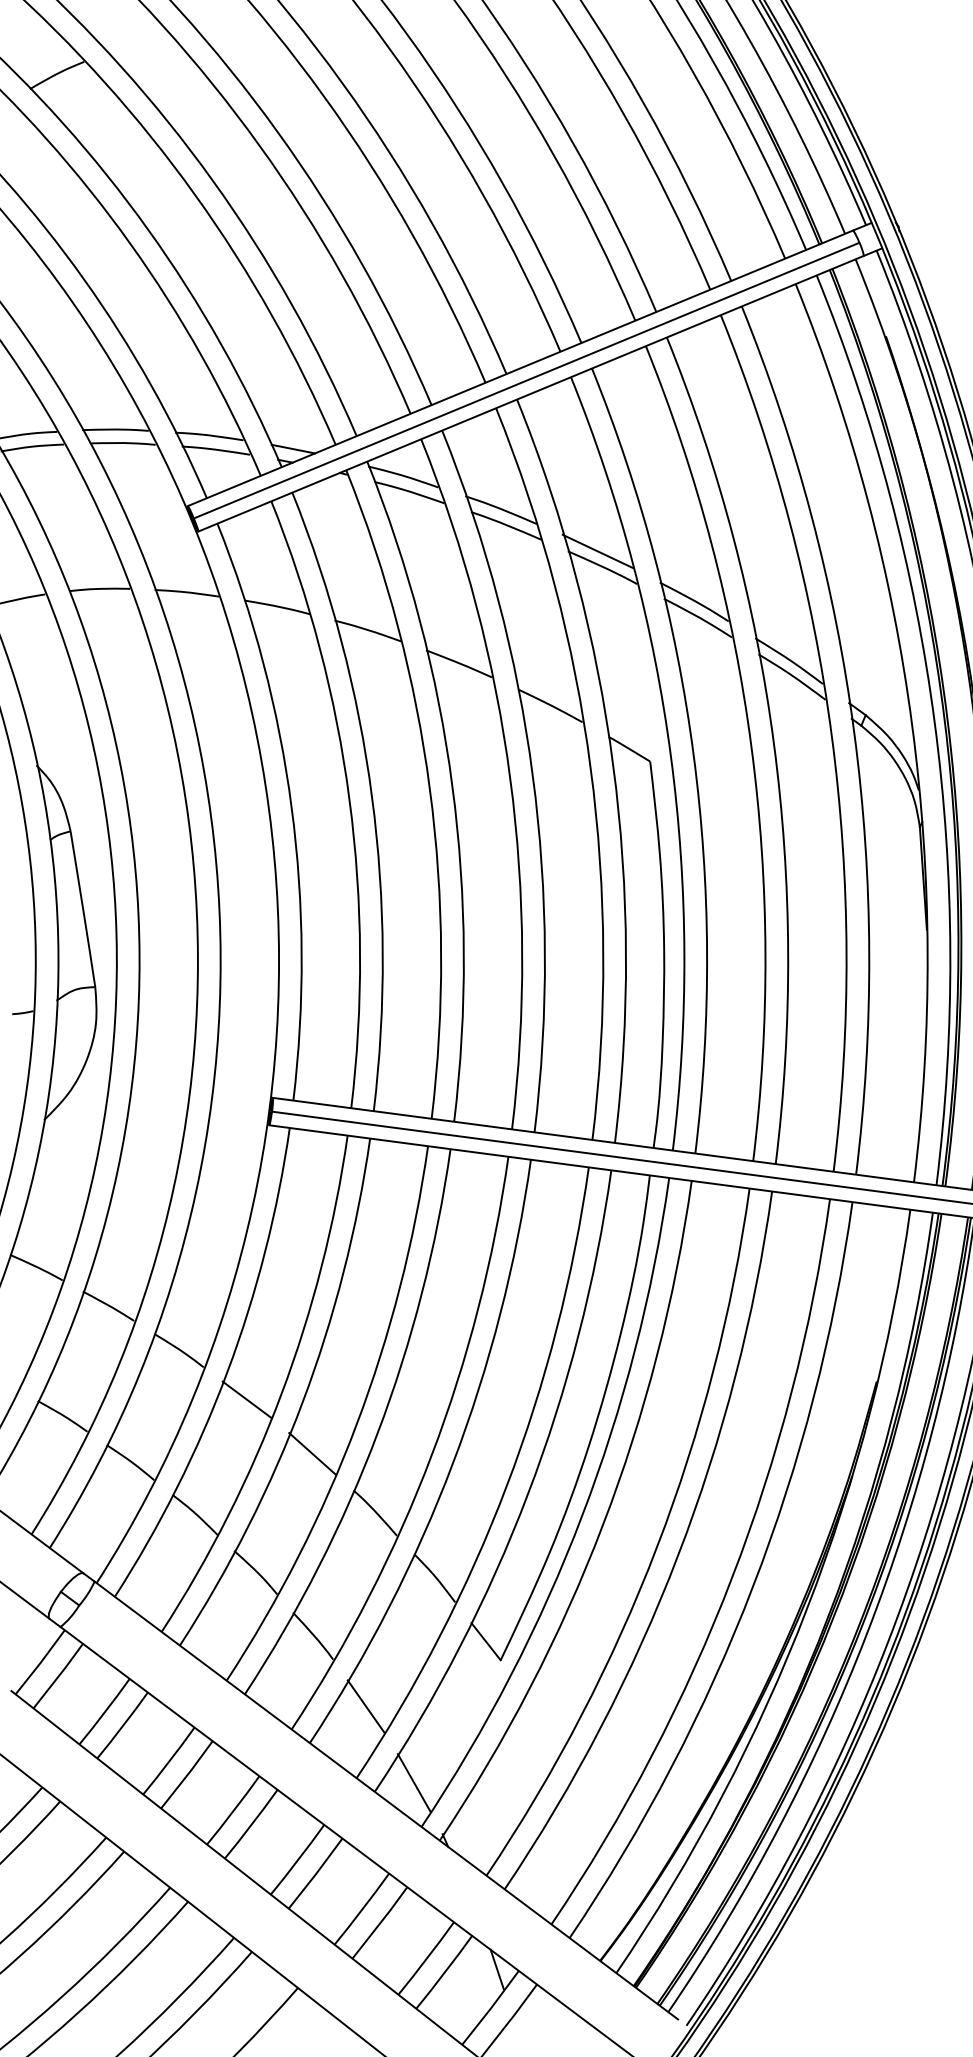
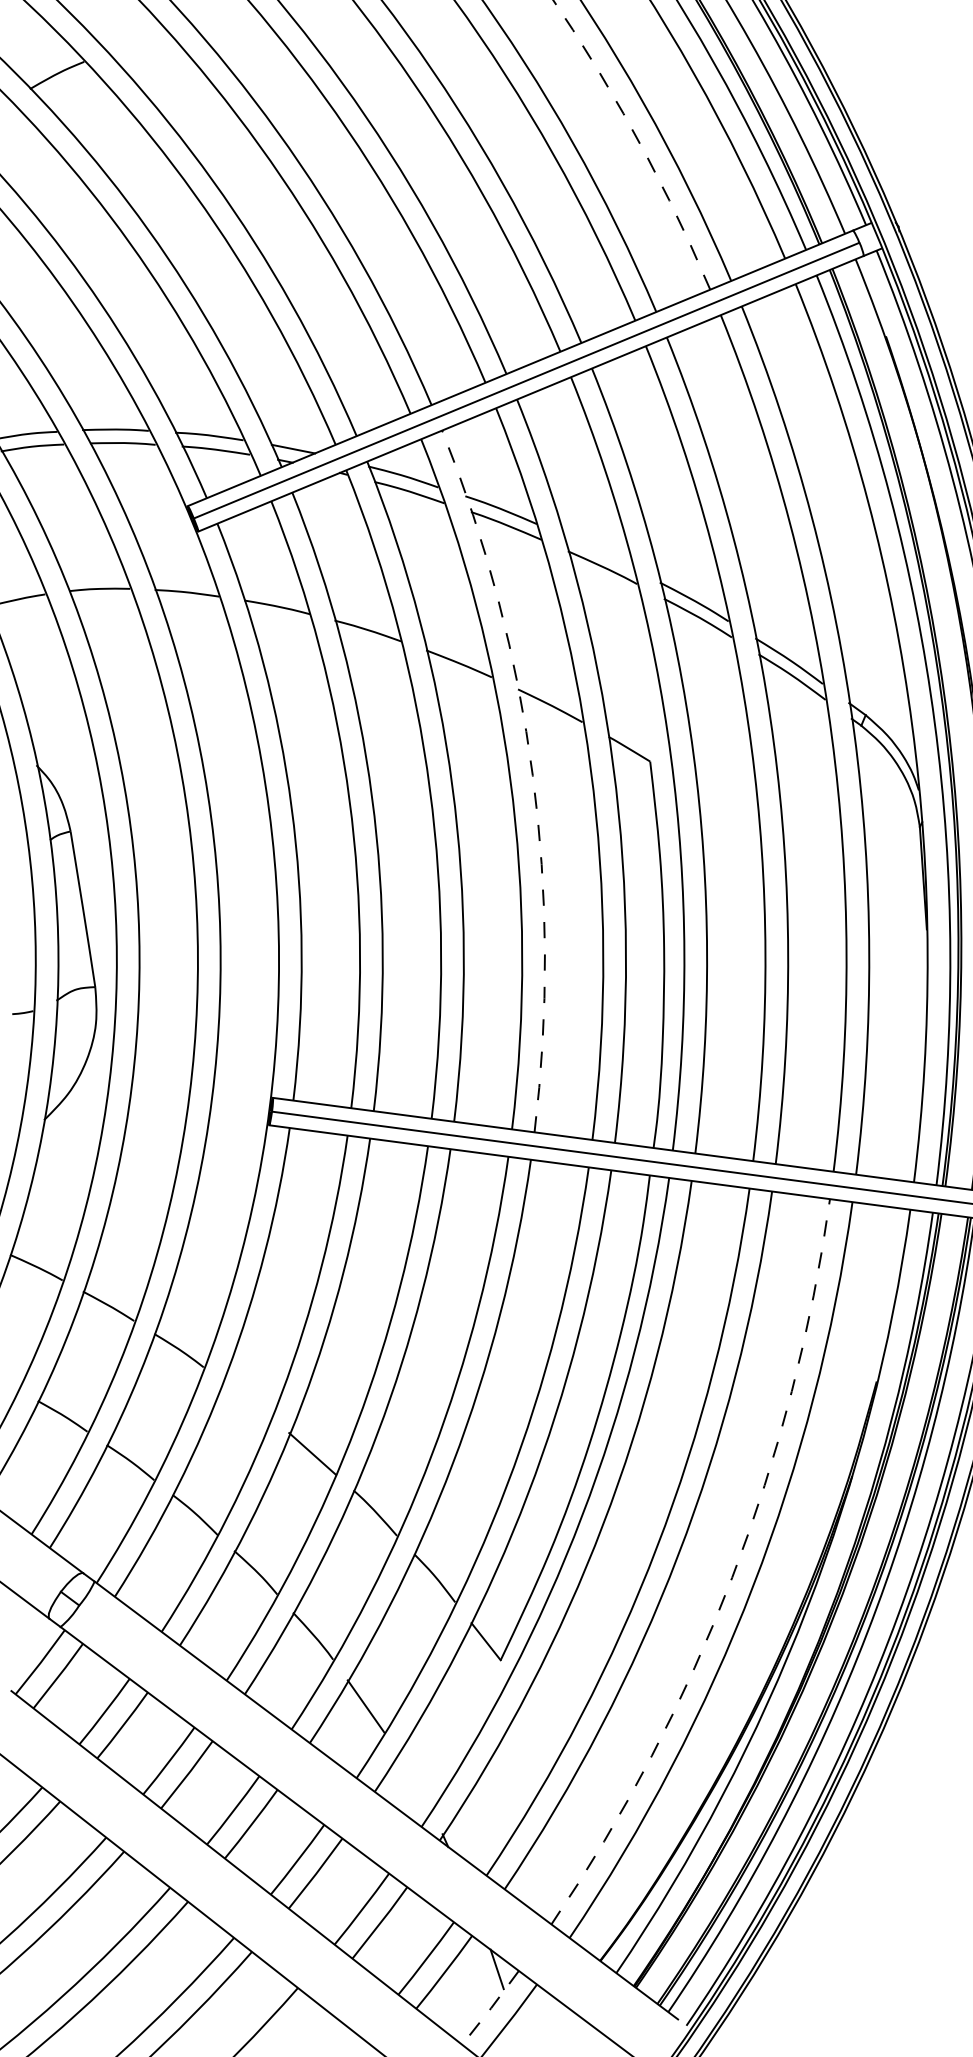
arc: solid -> dashed (638, 140)
line: present -> none (597, 551)
arc: solid -> dashed (532, 775)
line: present -> none (246, 1399)
arc: solid -> dashed (732, 1577)
line: present -> none (413, 1783)
line: solid -> dashed (491, 2008)
